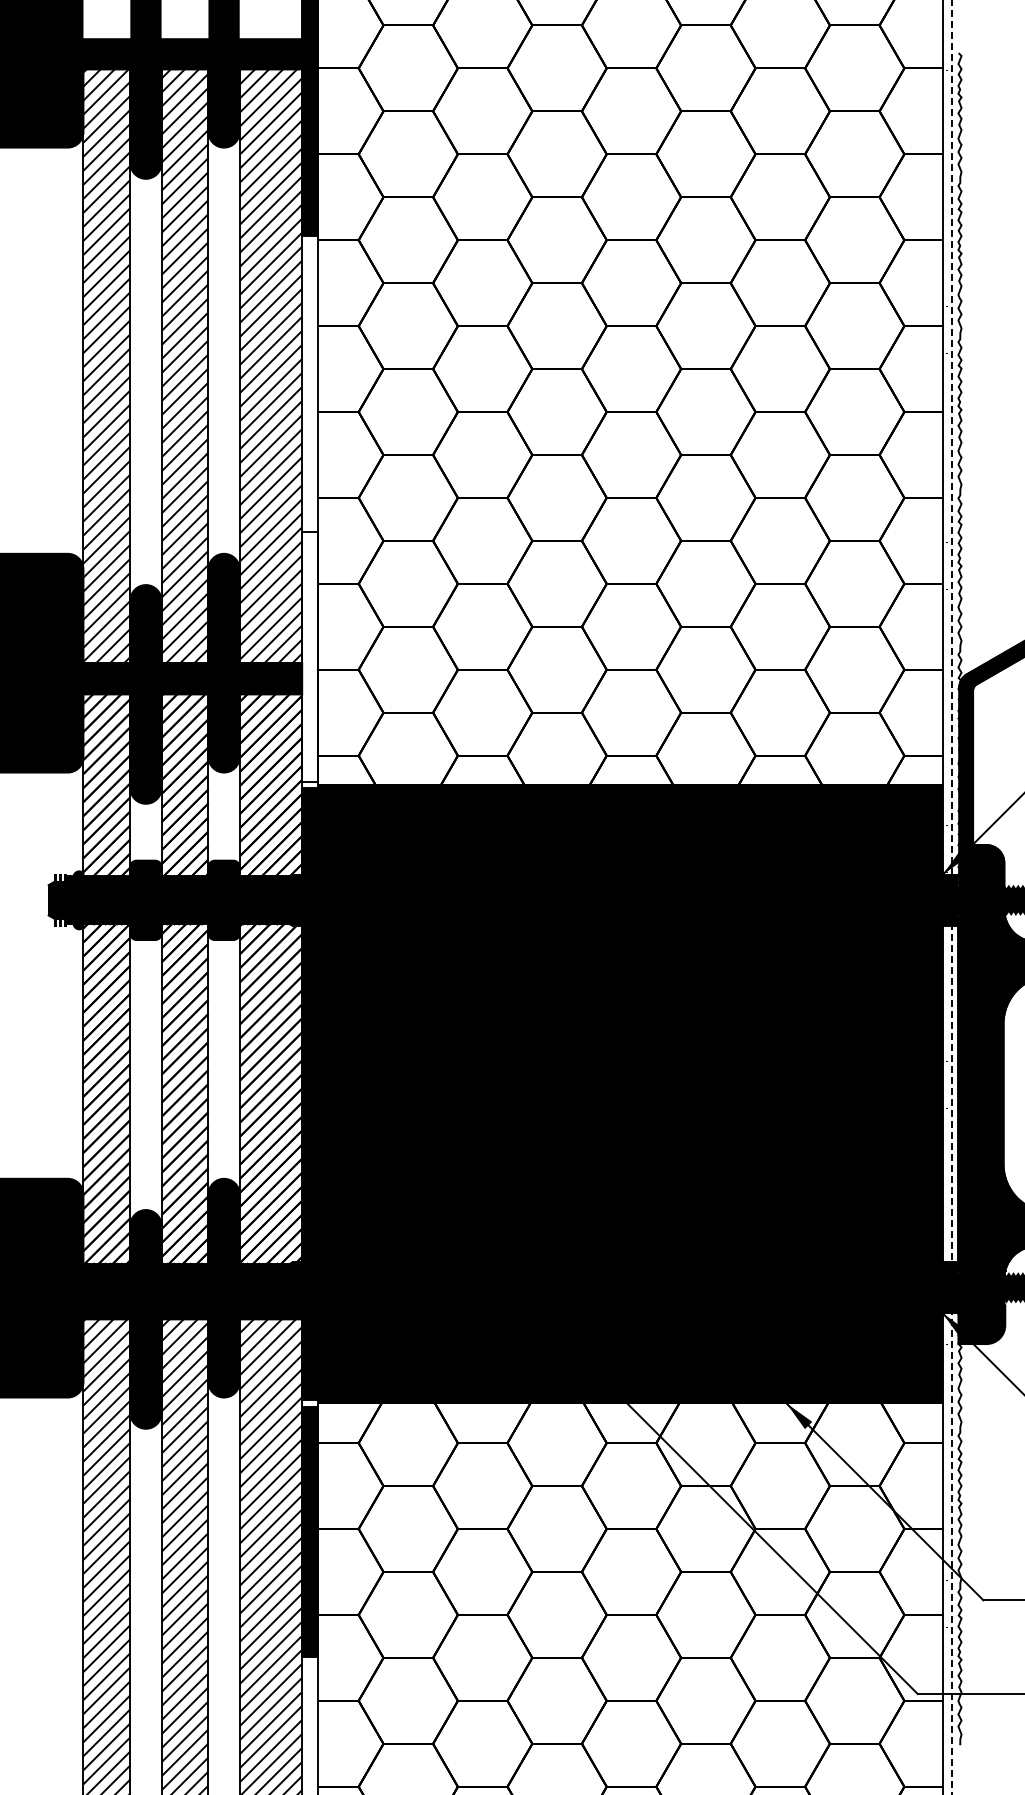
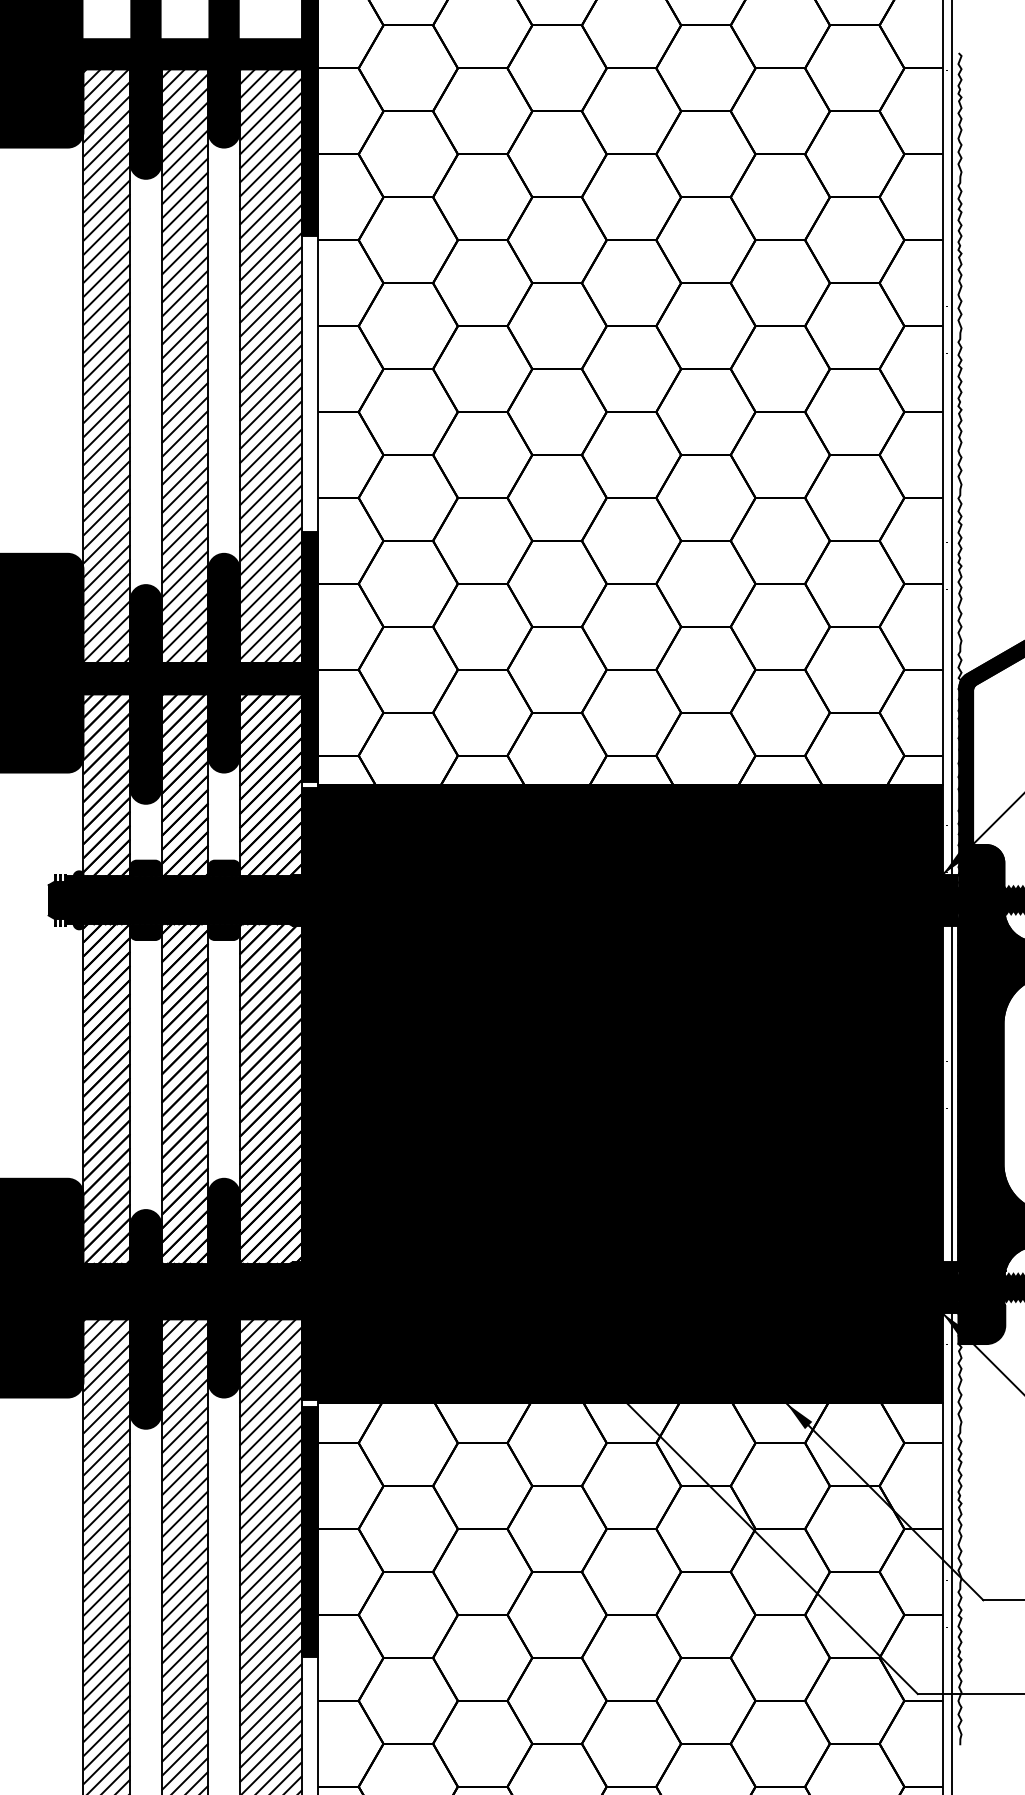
fill: none -> present (309, 656)
line: dashed -> solid (952, 897)
